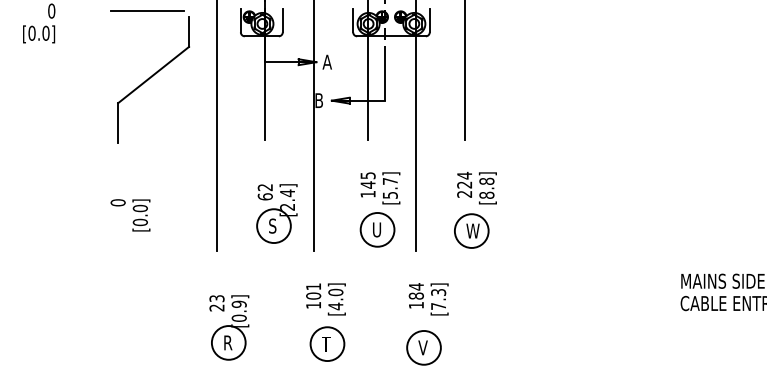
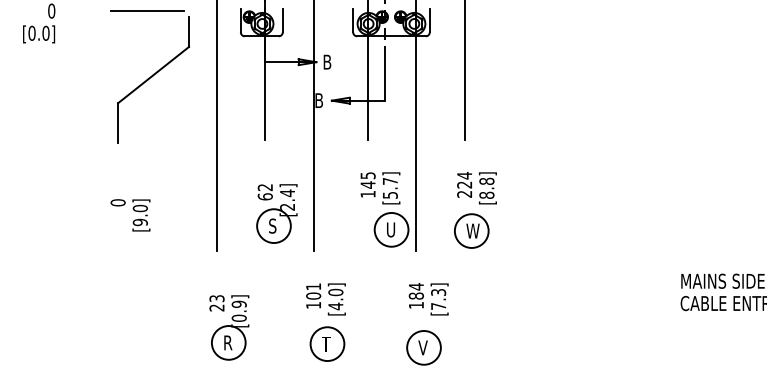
text: A -> B (326, 61)
text: [0.0] -> [9.0] (140, 222)
part position: (377, 229) -> (391, 229) (391, 229)
